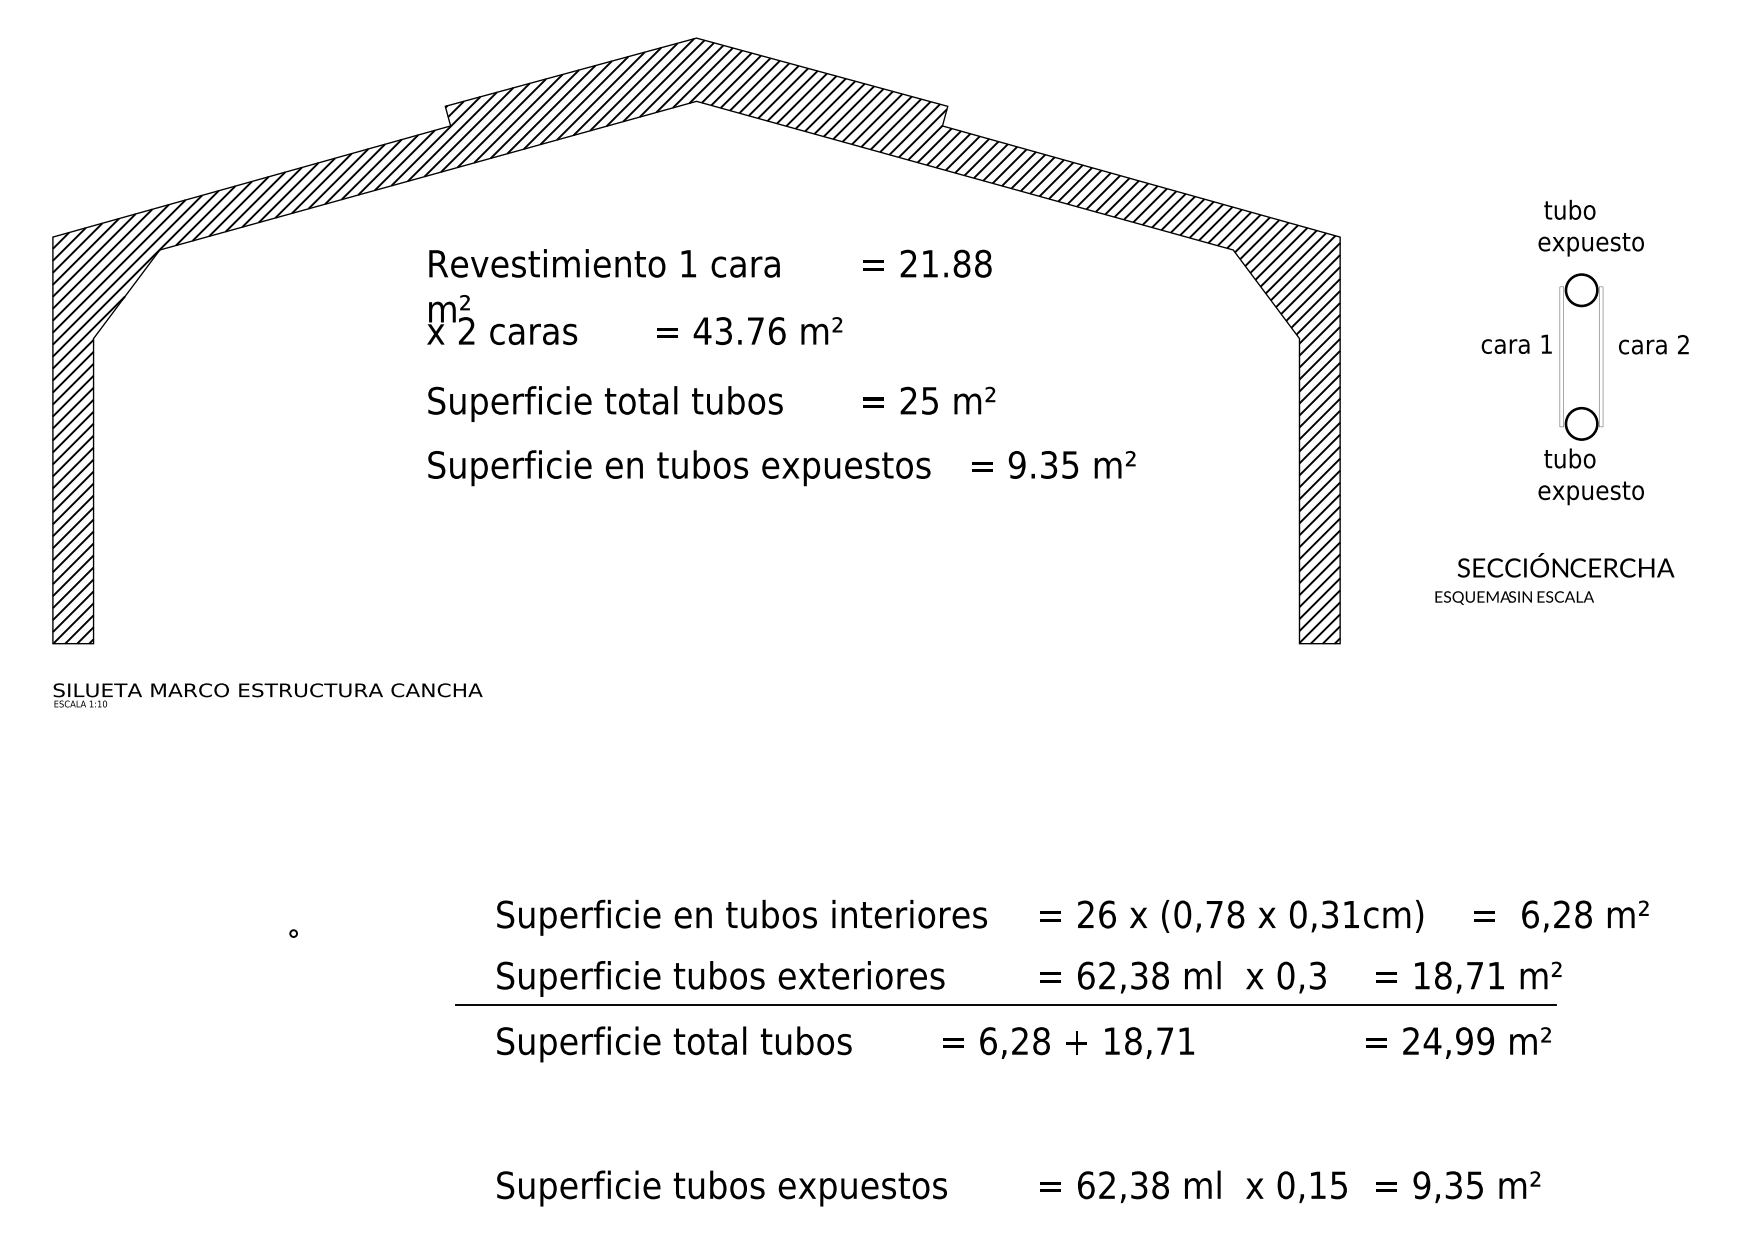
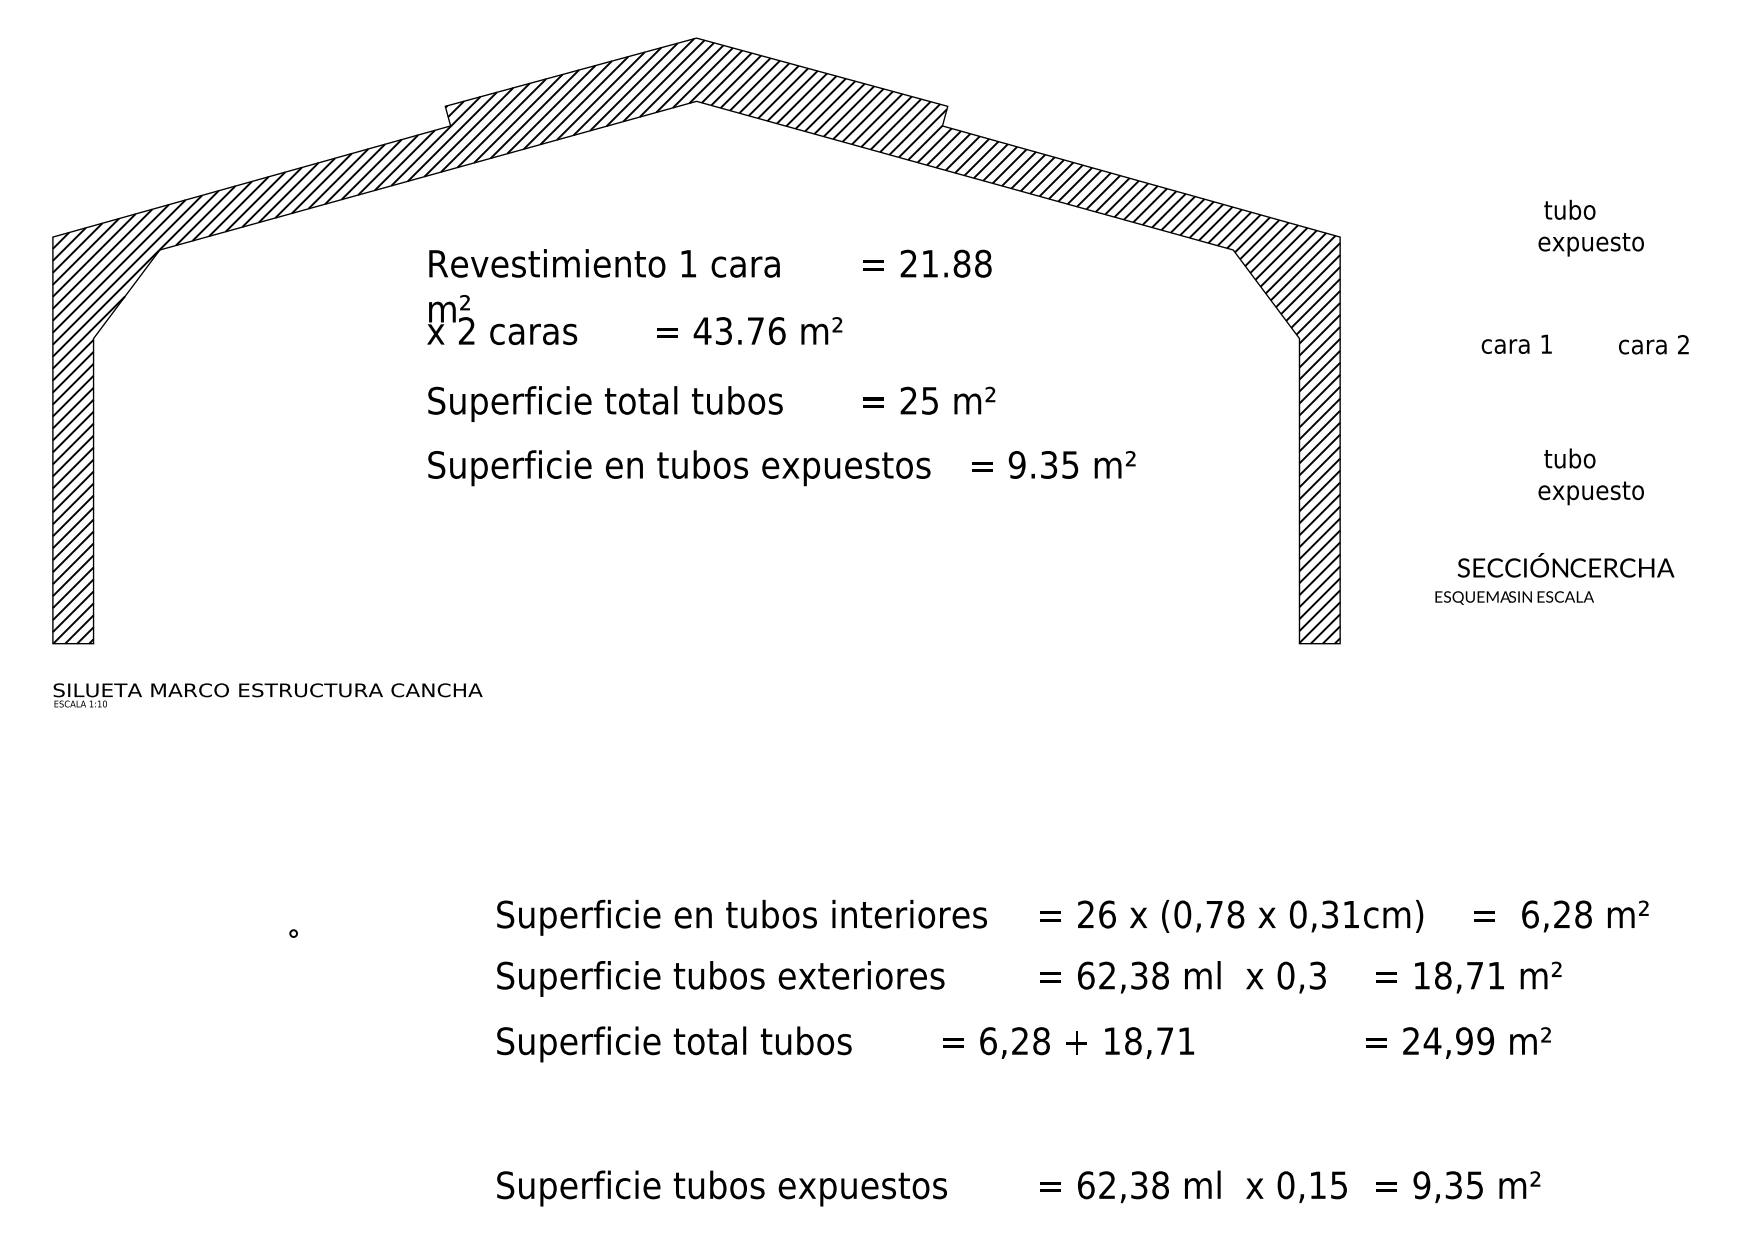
part: present -> none (1581, 356)
line: present -> none (1005, 1004)
